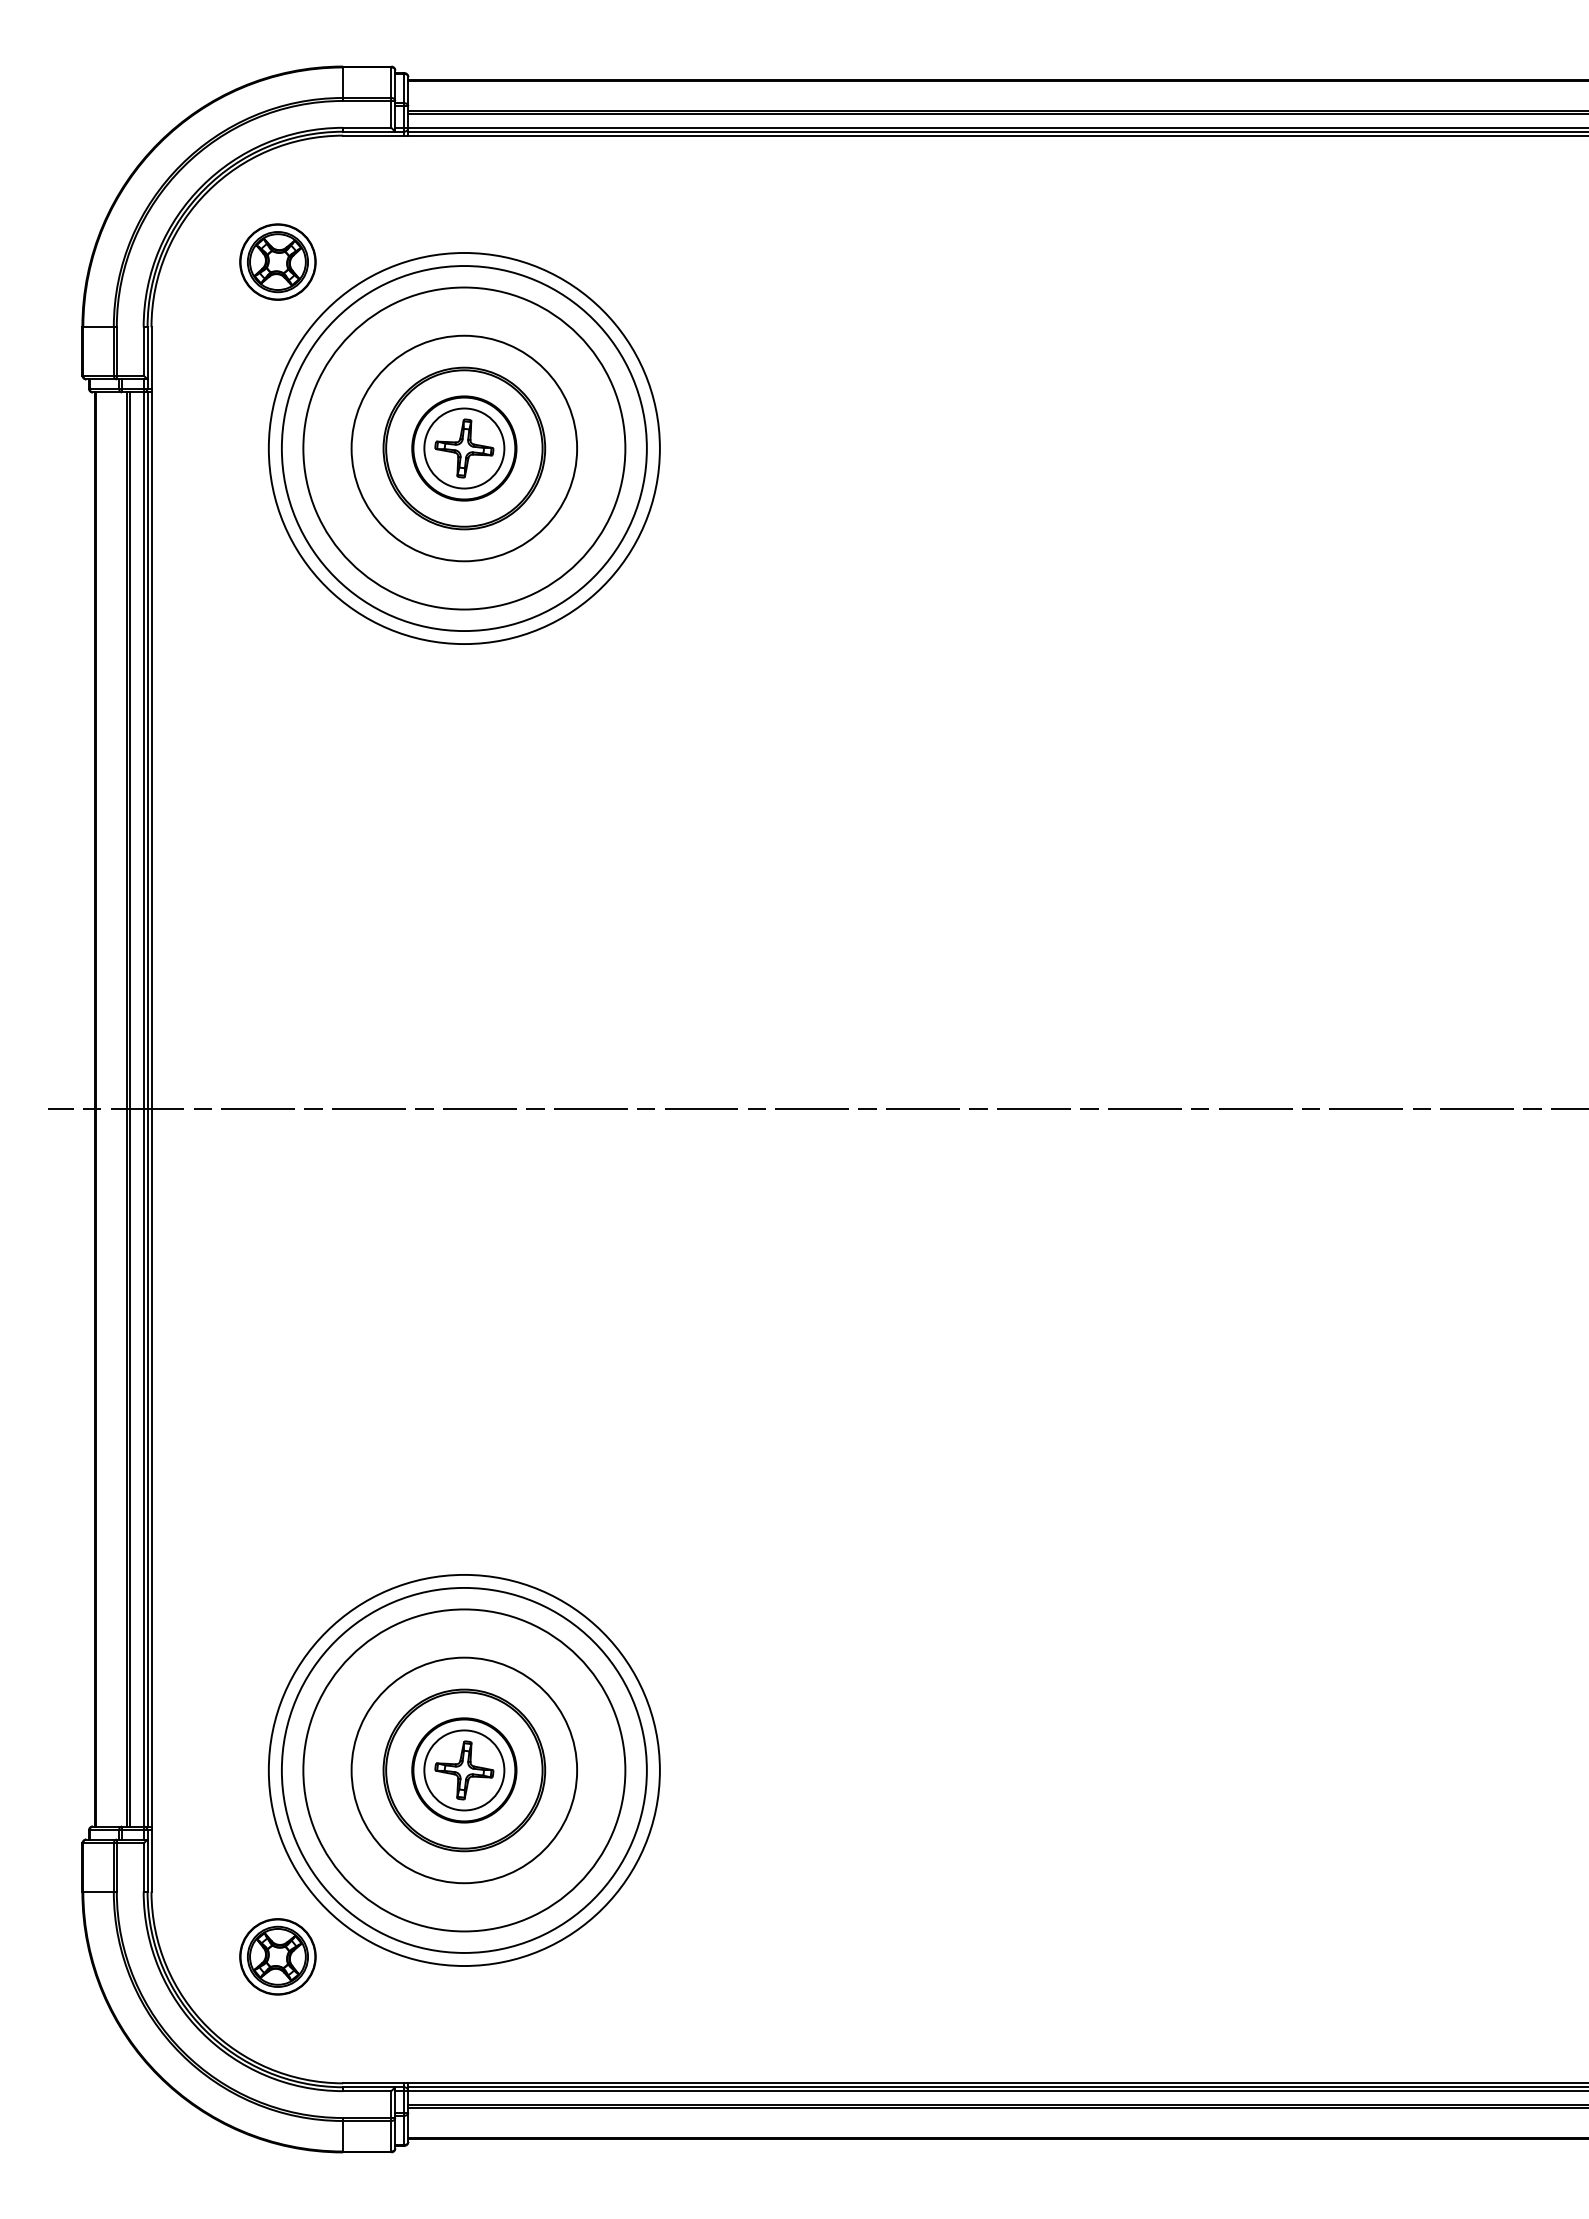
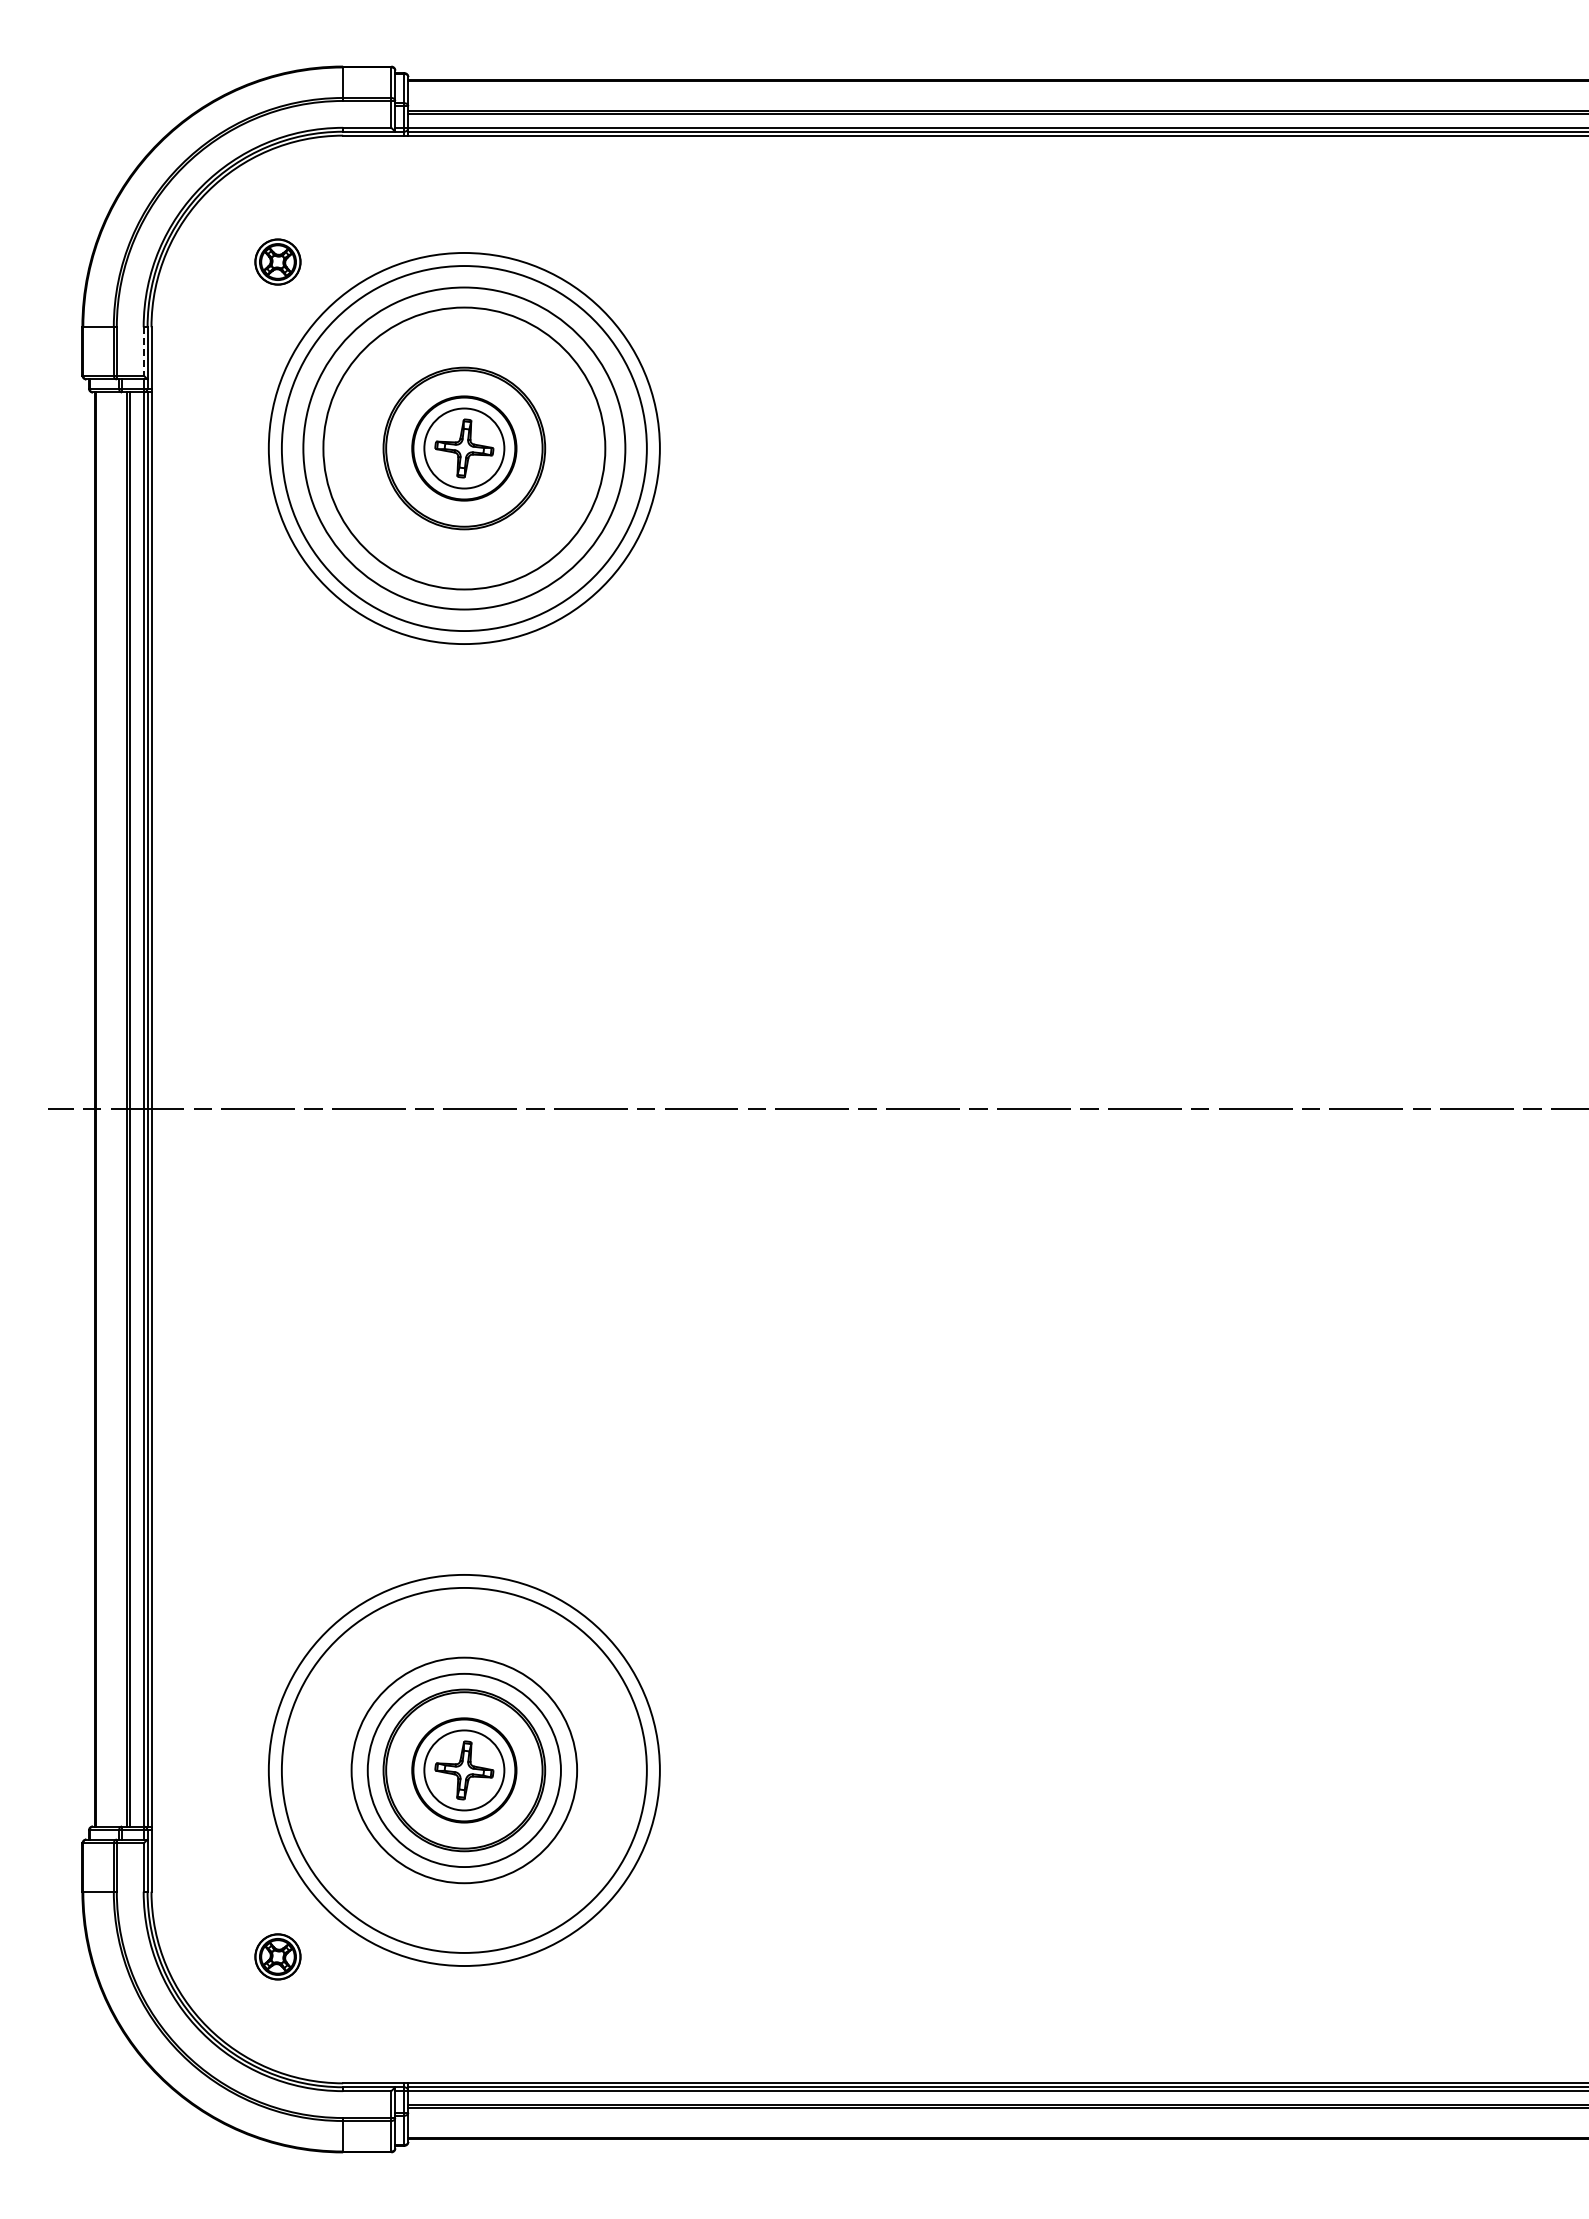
part size: 78x78 px -> 48x48 px (277, 261)
line: solid -> dashed (143, 351)
circle diameter: 226 px -> 282 px (464, 448)
circle diameter: 322 px -> 193 px (463, 1770)
part size: 78x78 px -> 48x48 px (277, 1956)
